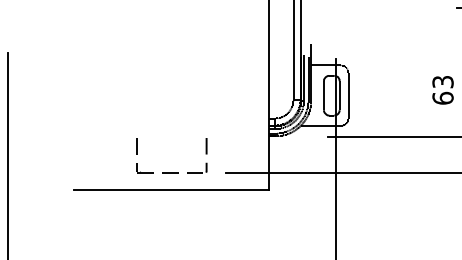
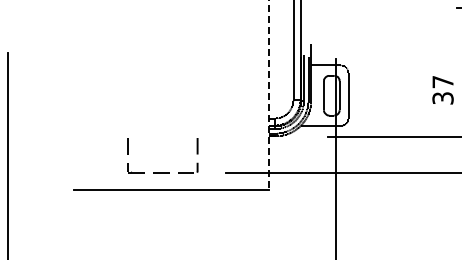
text: 63 -> 37 (442, 90)
line: solid -> dashed (269, 95)
part position: (171, 172) -> (162, 172) (162, 172)
